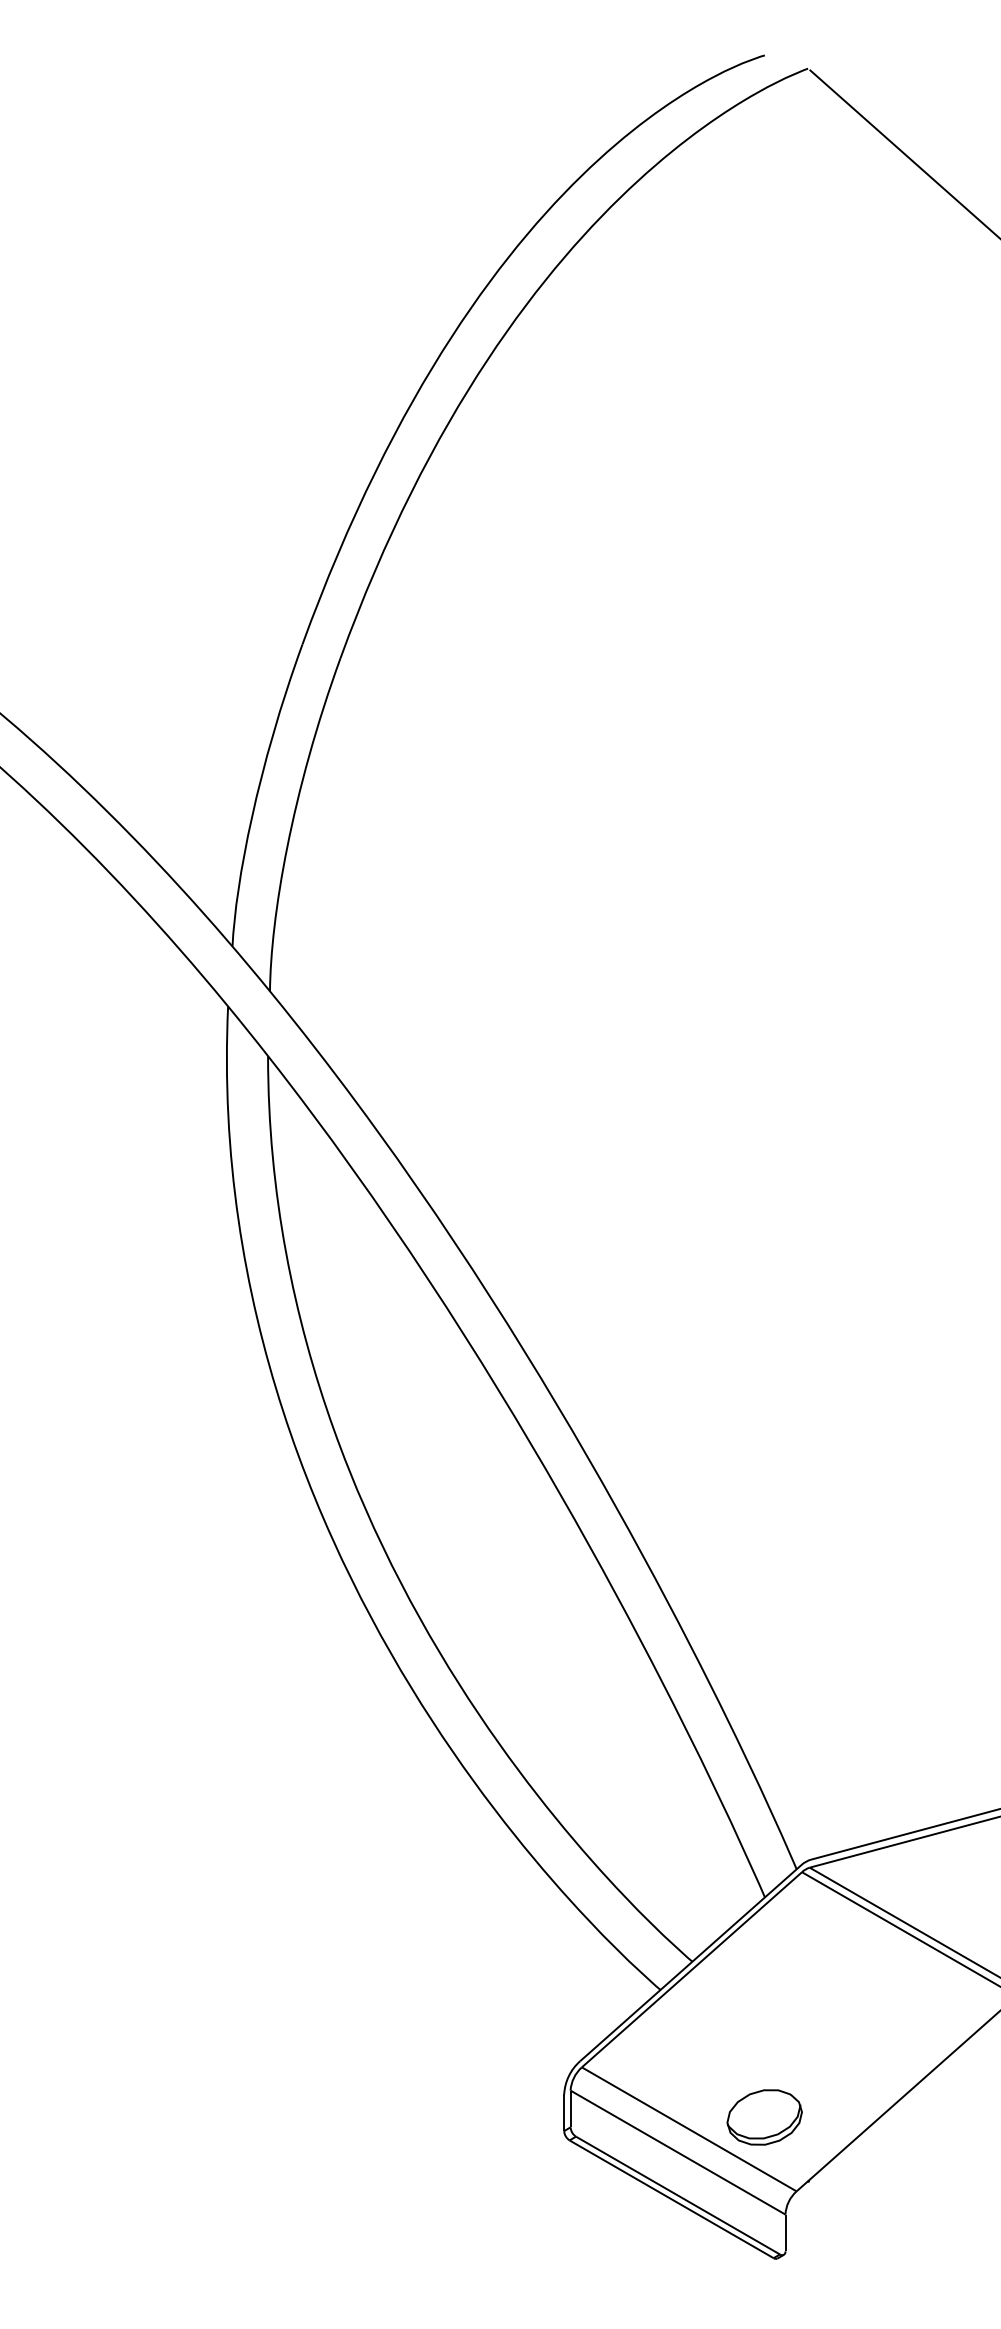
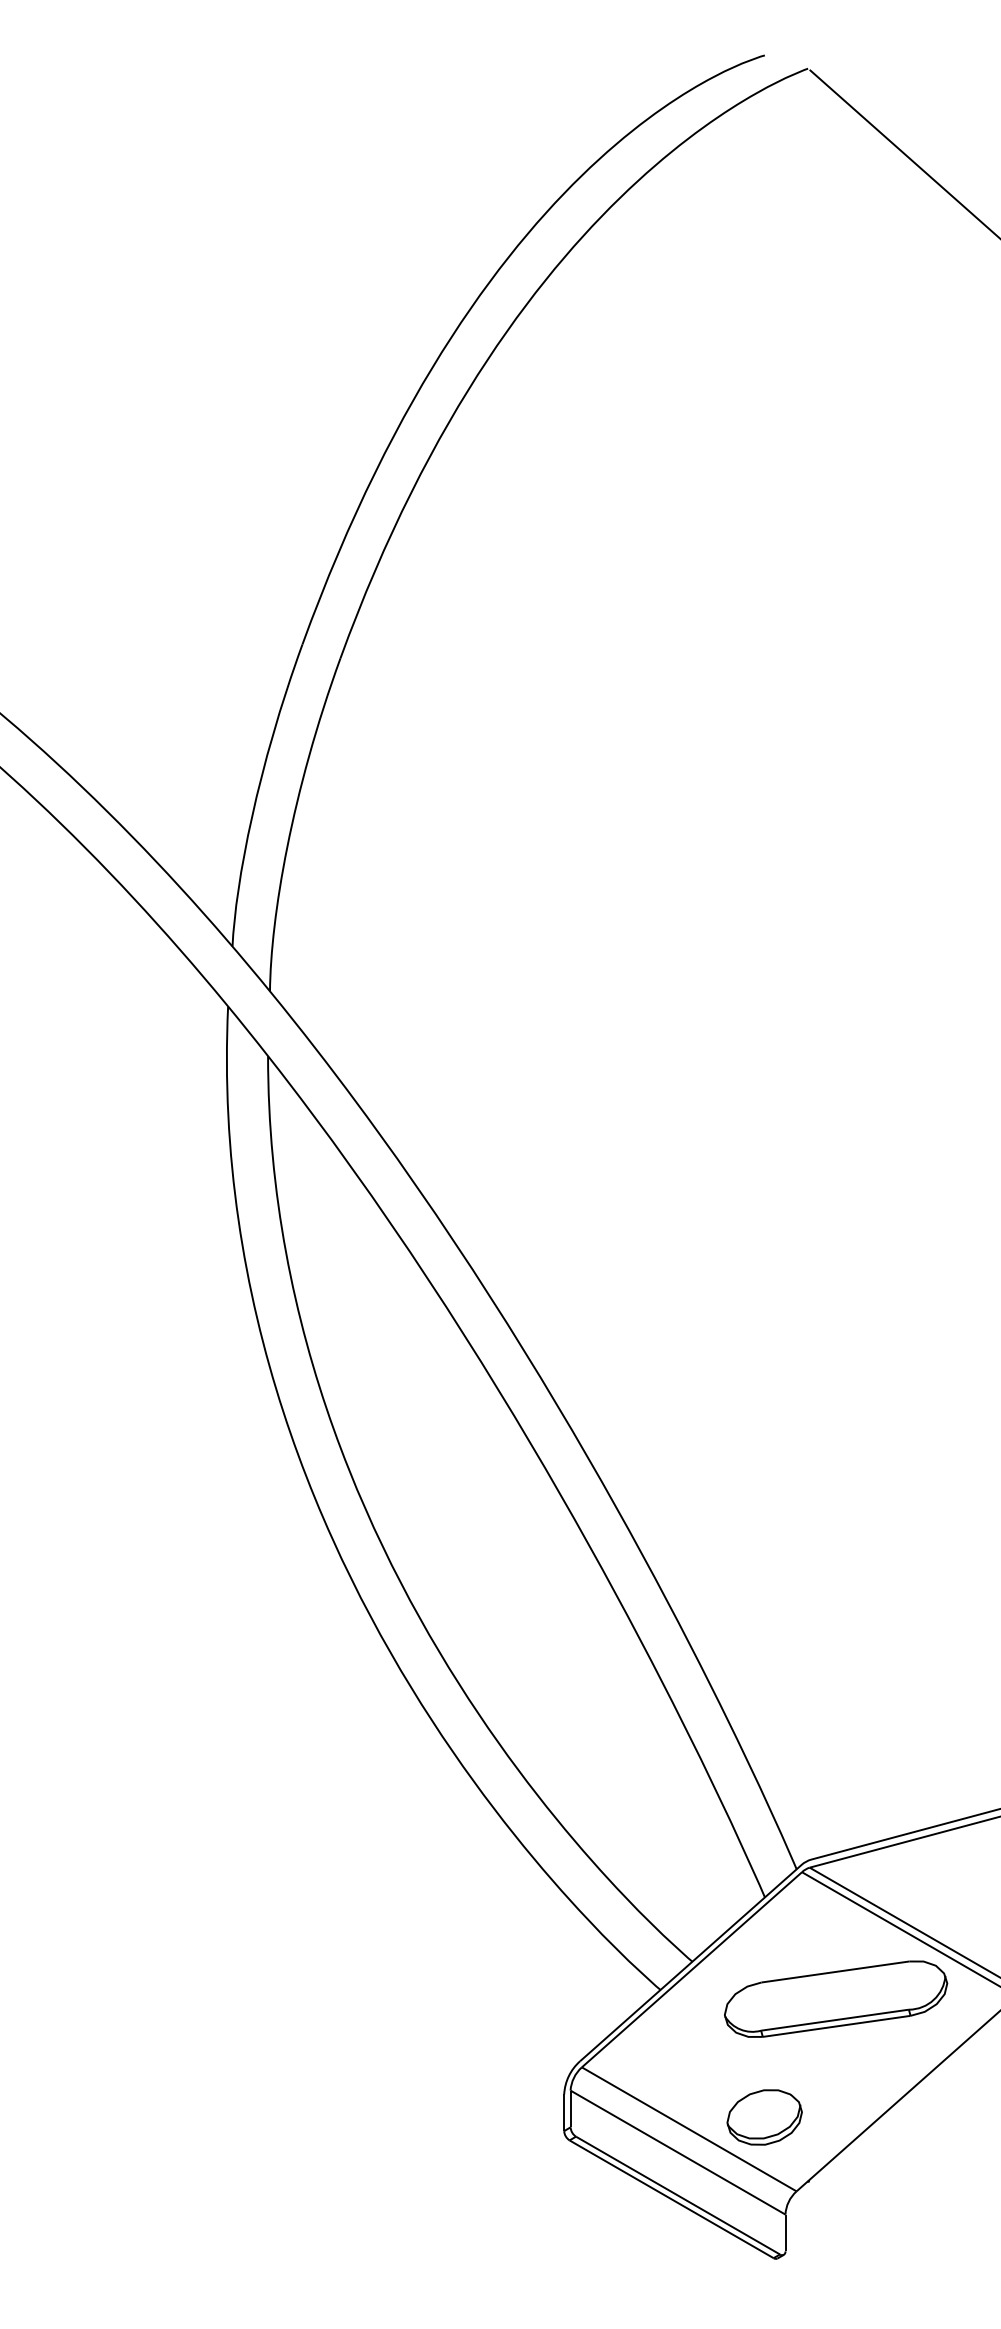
part: none -> present (836, 1998)
